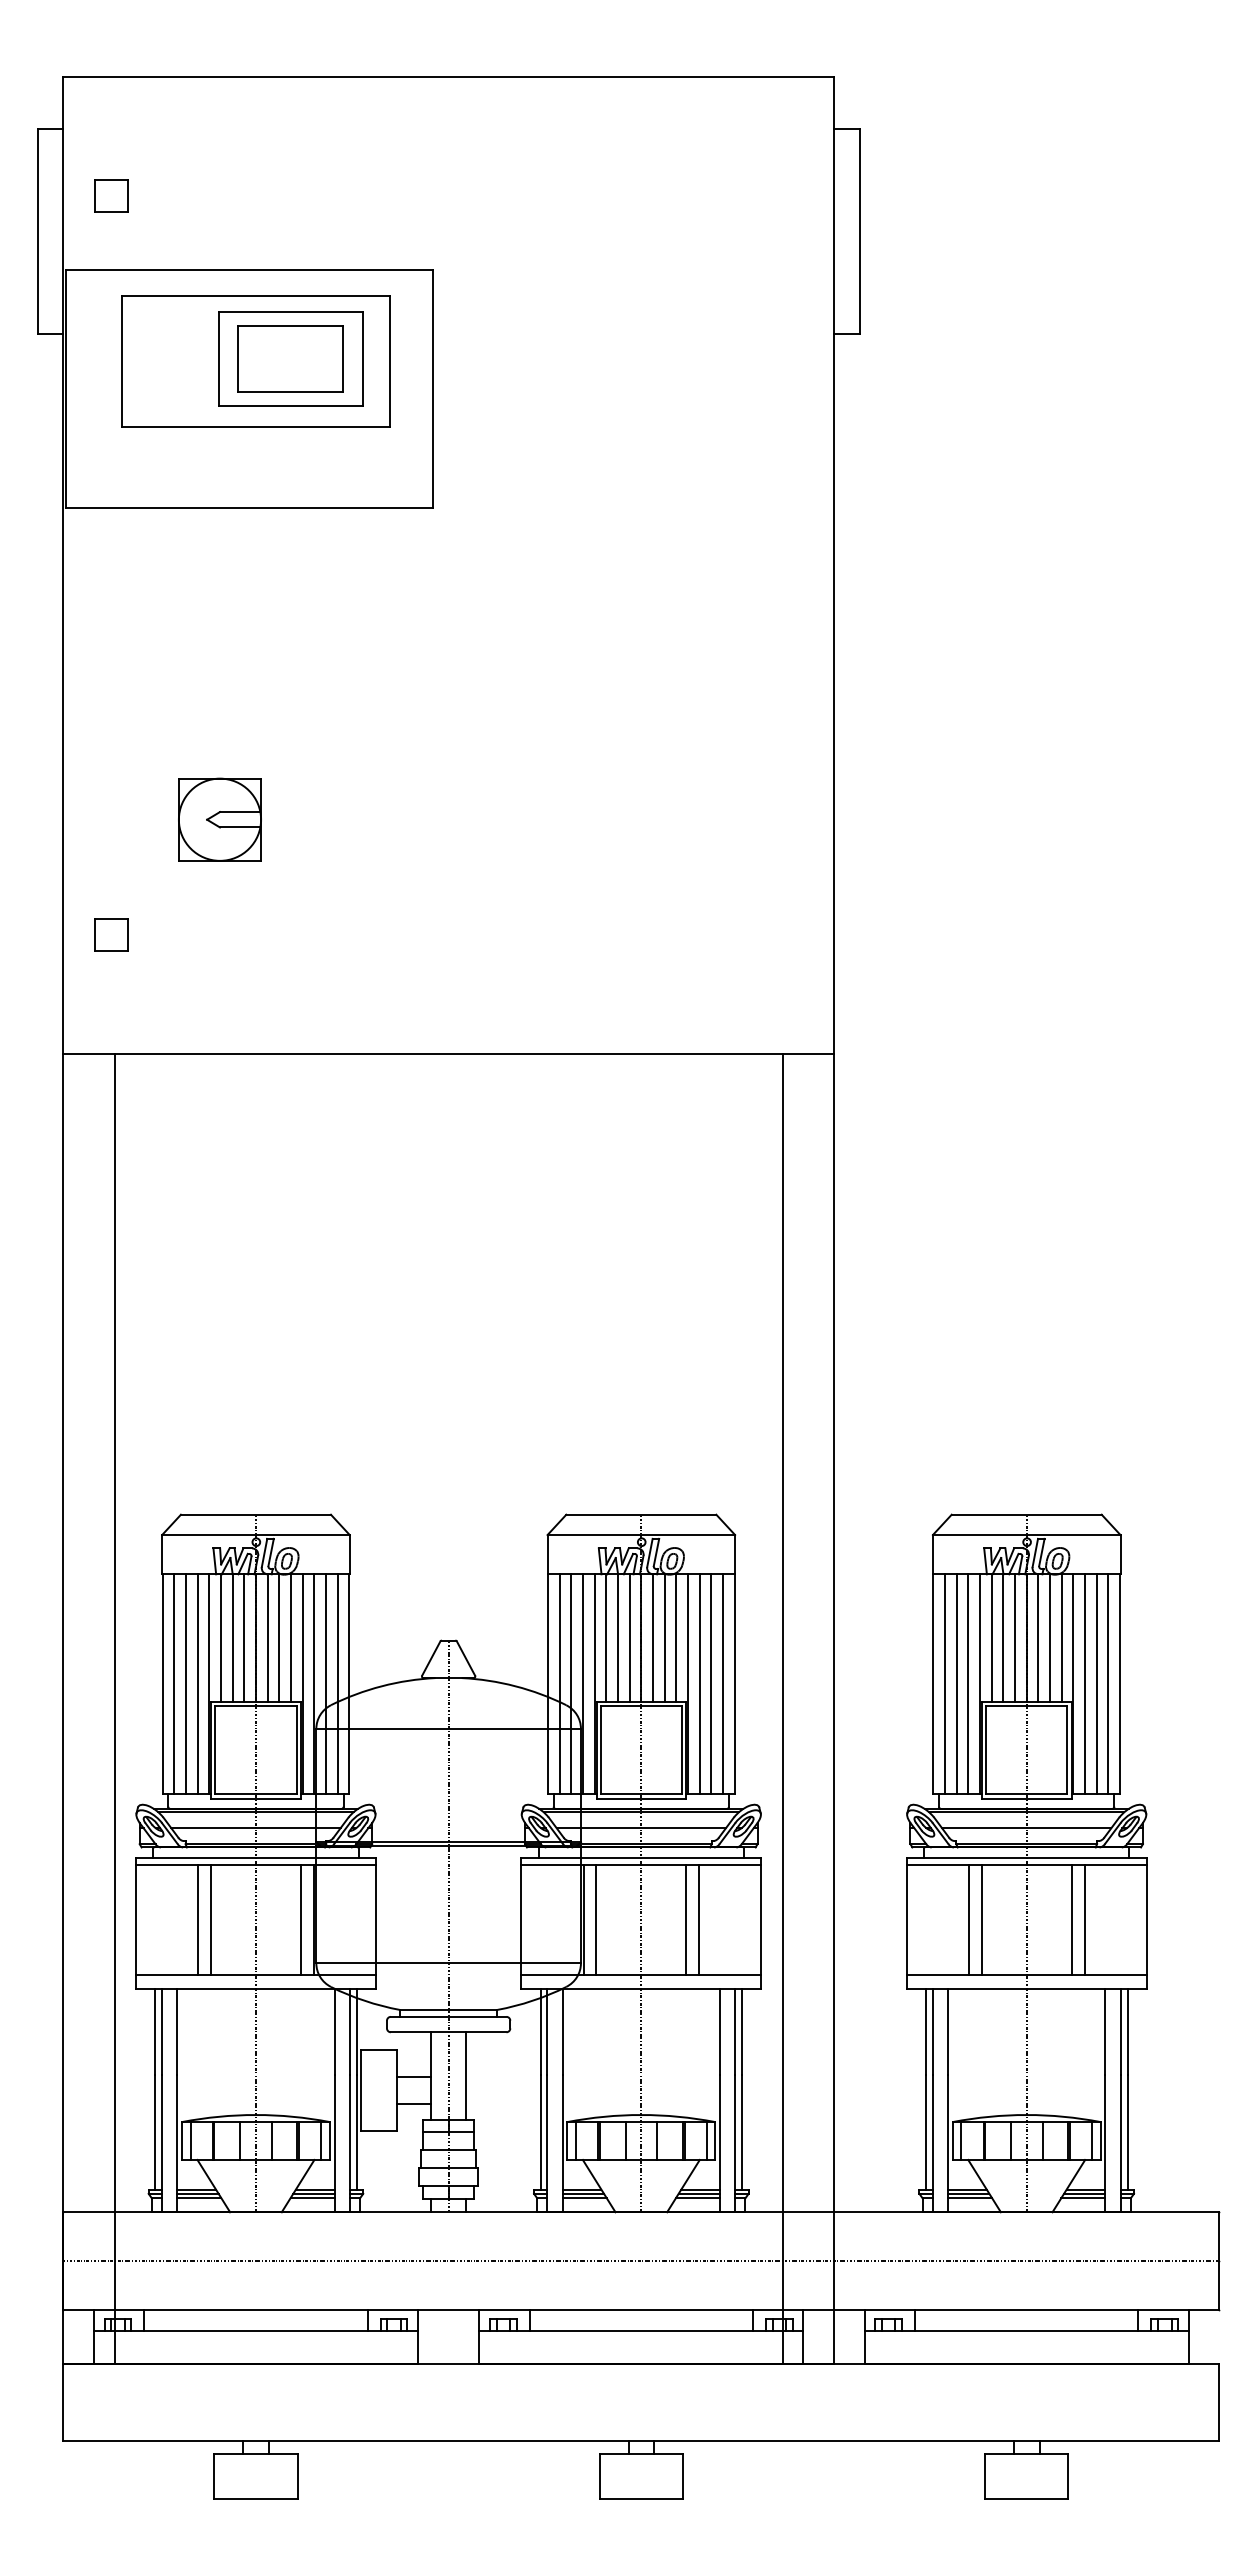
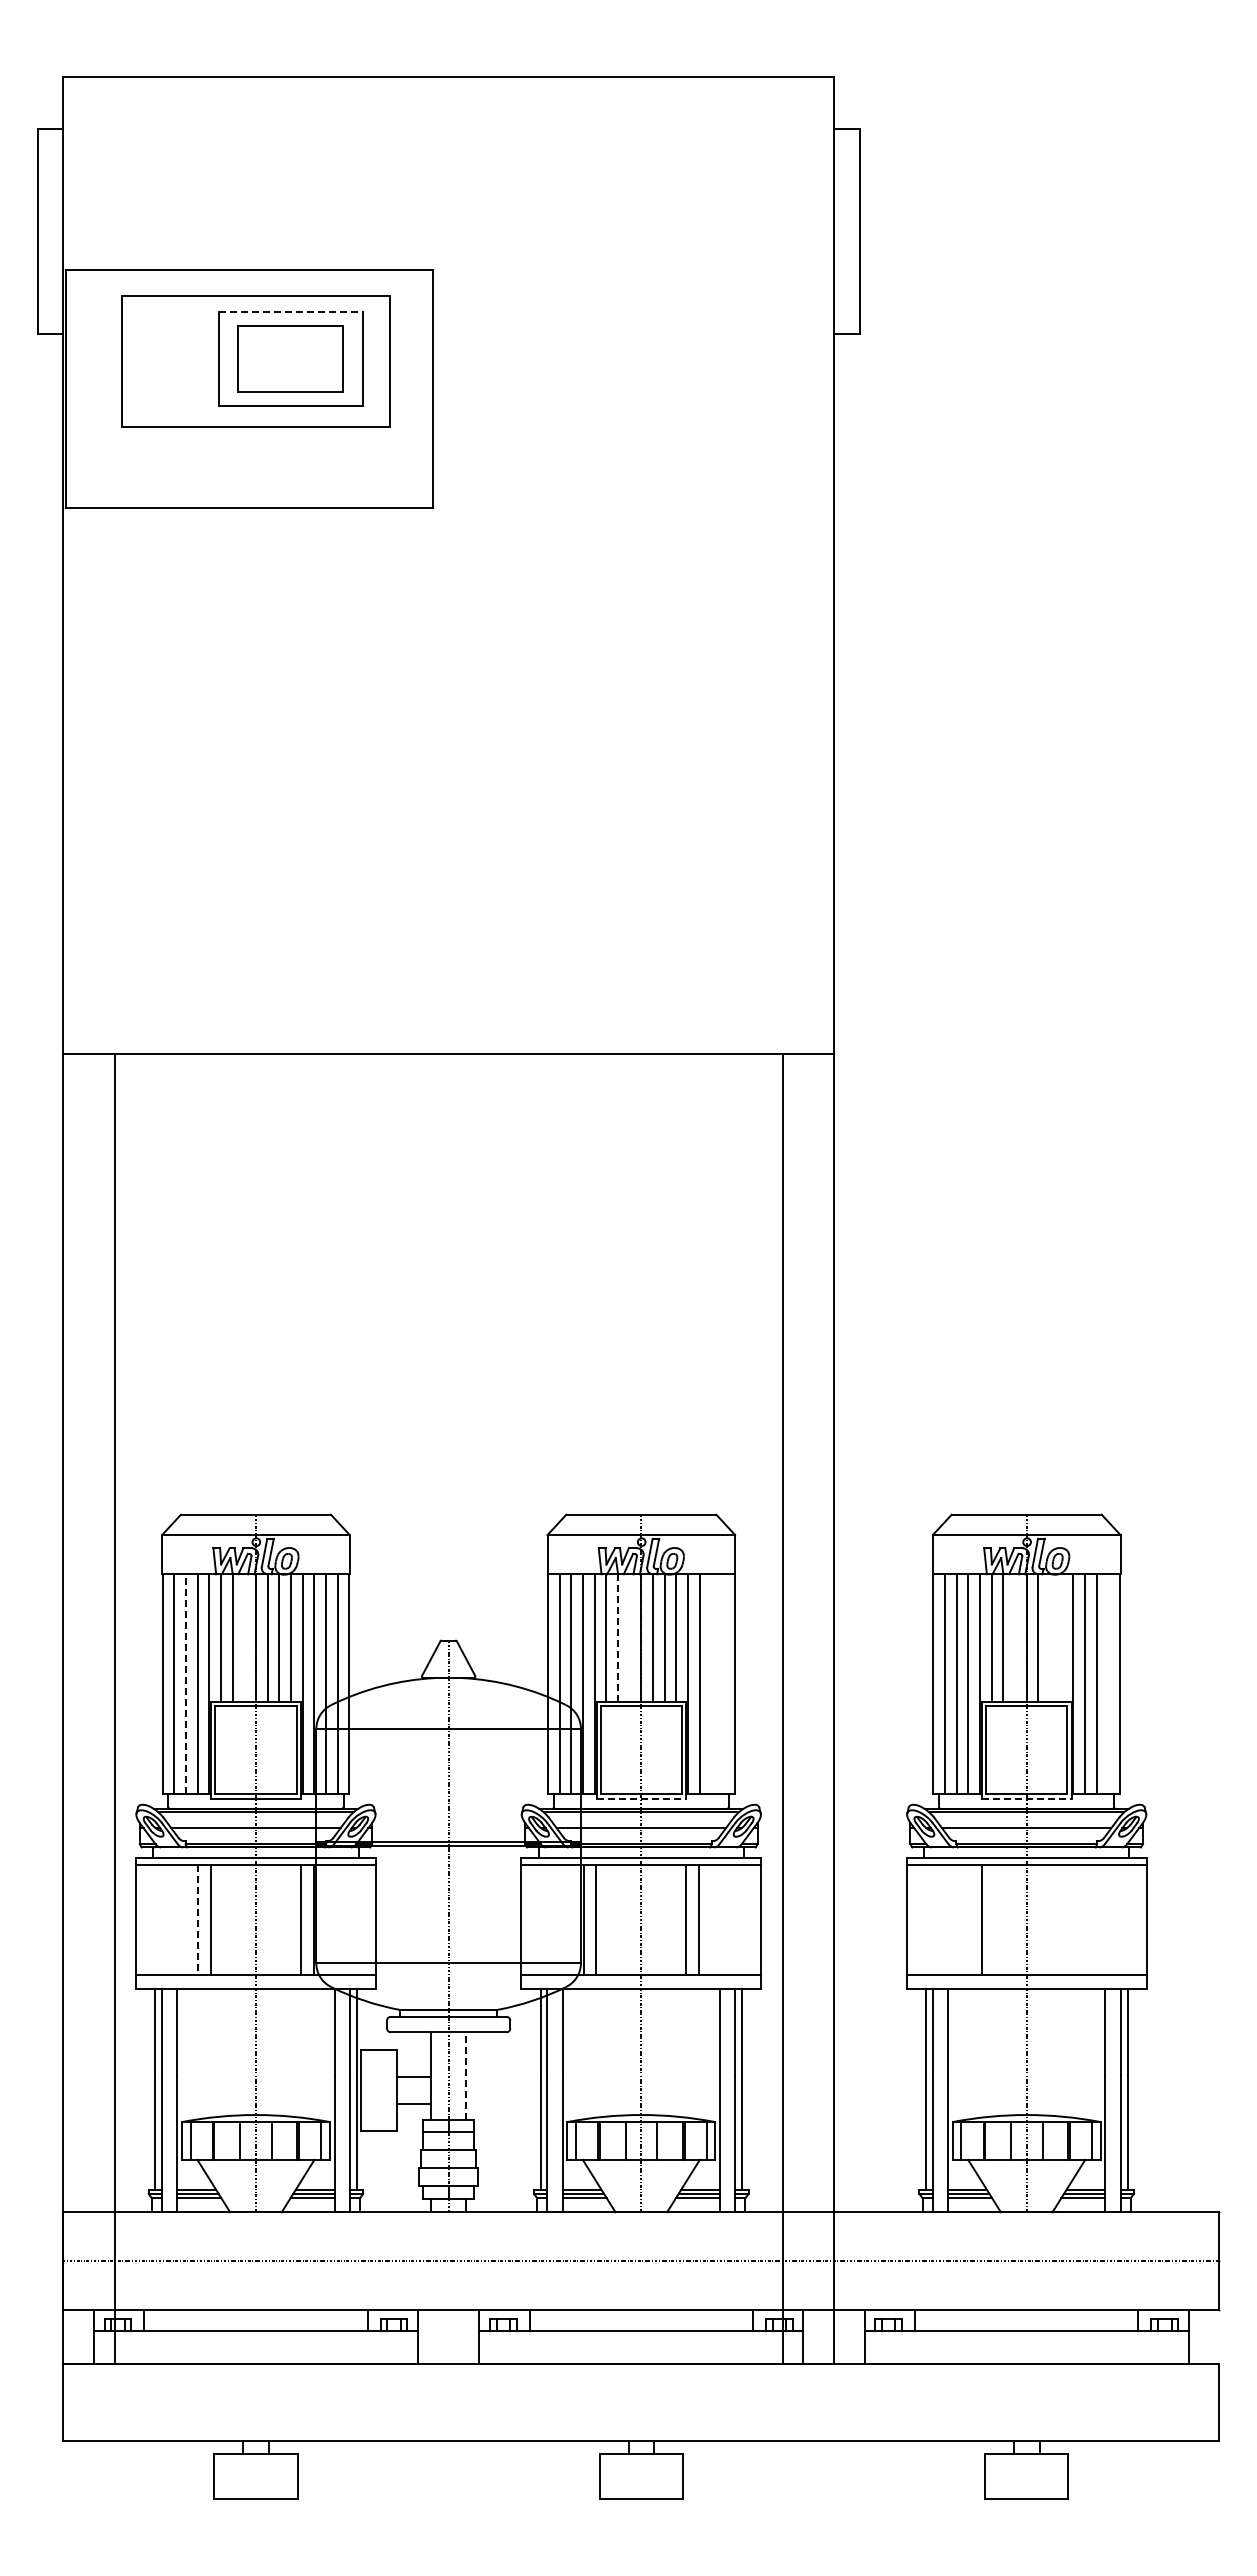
part: present -> none (111, 195)
line: solid -> dashed (290, 312)
part: present -> none (219, 819)
part: present -> none (111, 934)
line: present -> none (244, 1637)
line: solid -> dashed (617, 1637)
line: present -> none (629, 1637)
line: present -> none (1015, 1637)
line: present -> none (1050, 1637)
line: present -> none (1061, 1637)
line: solid -> dashed (185, 1683)
line: present -> none (711, 1683)
line: present -> none (723, 1683)
line: present -> none (1108, 1683)
line: solid -> dashed (641, 1798)
line: solid -> dashed (1026, 1798)
line: solid -> dashed (198, 1919)
line: present -> none (968, 1919)
line: present -> none (1071, 1919)
line: present -> none (1084, 1919)
line: solid -> dashed (465, 2075)
